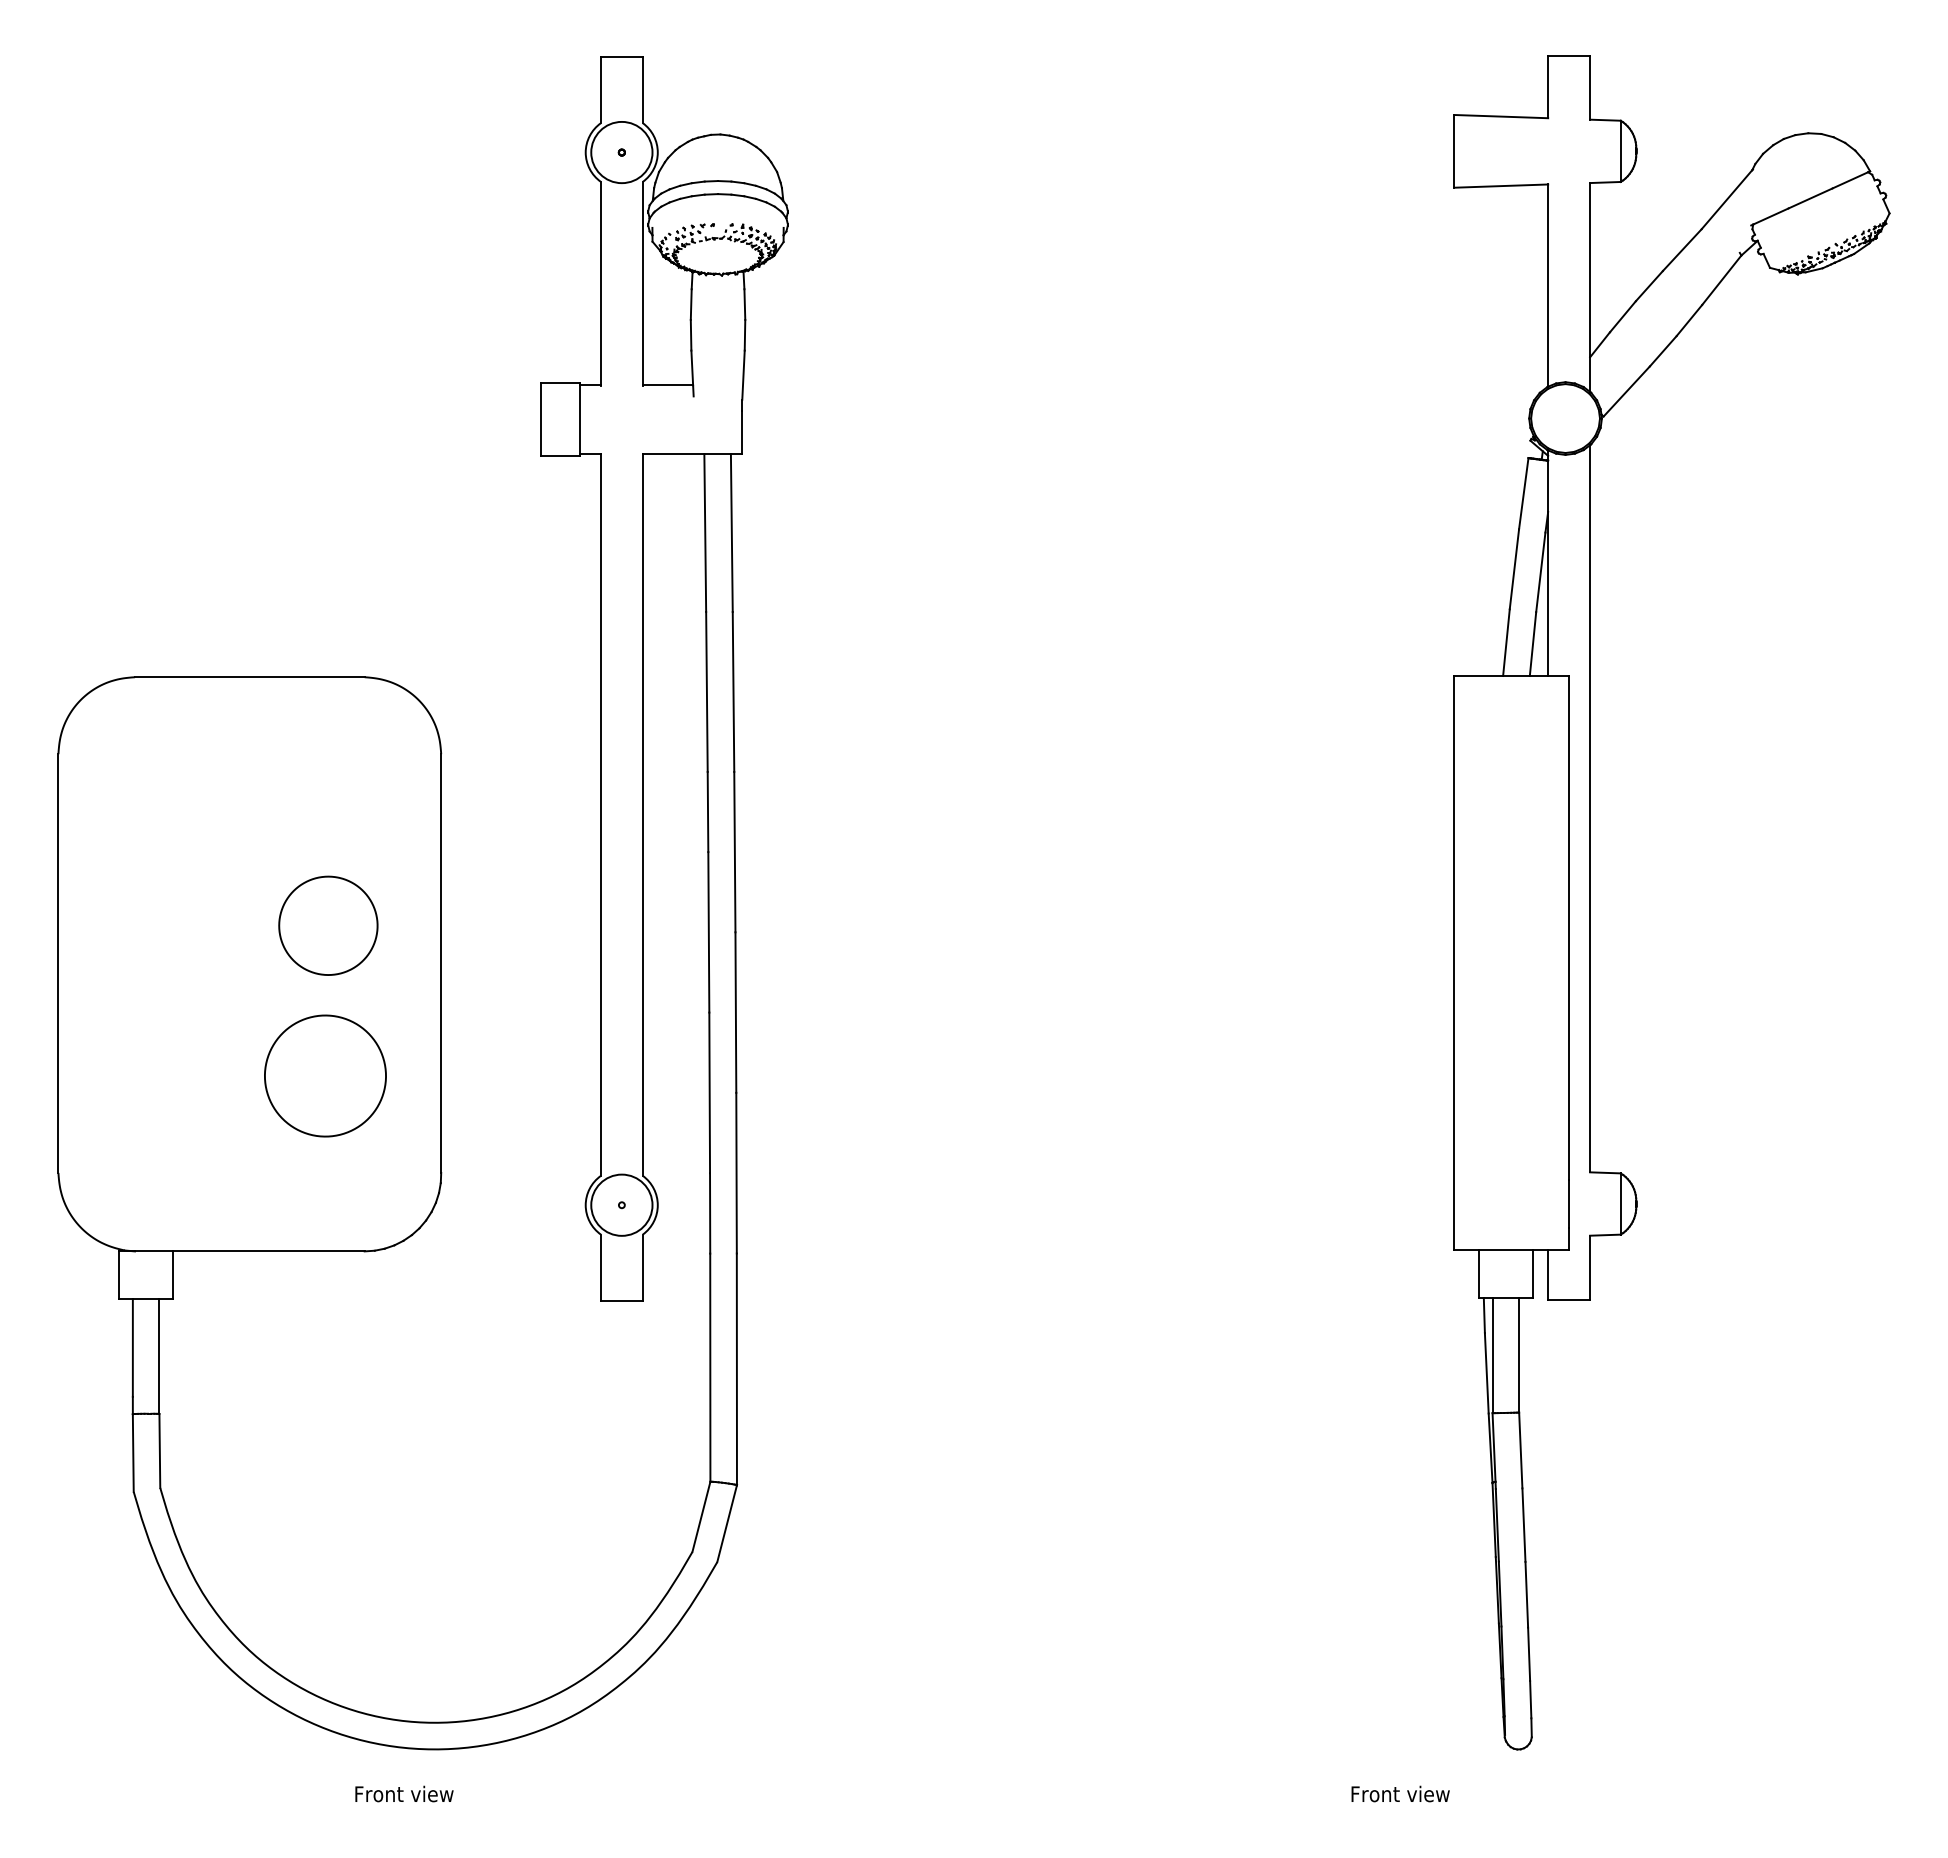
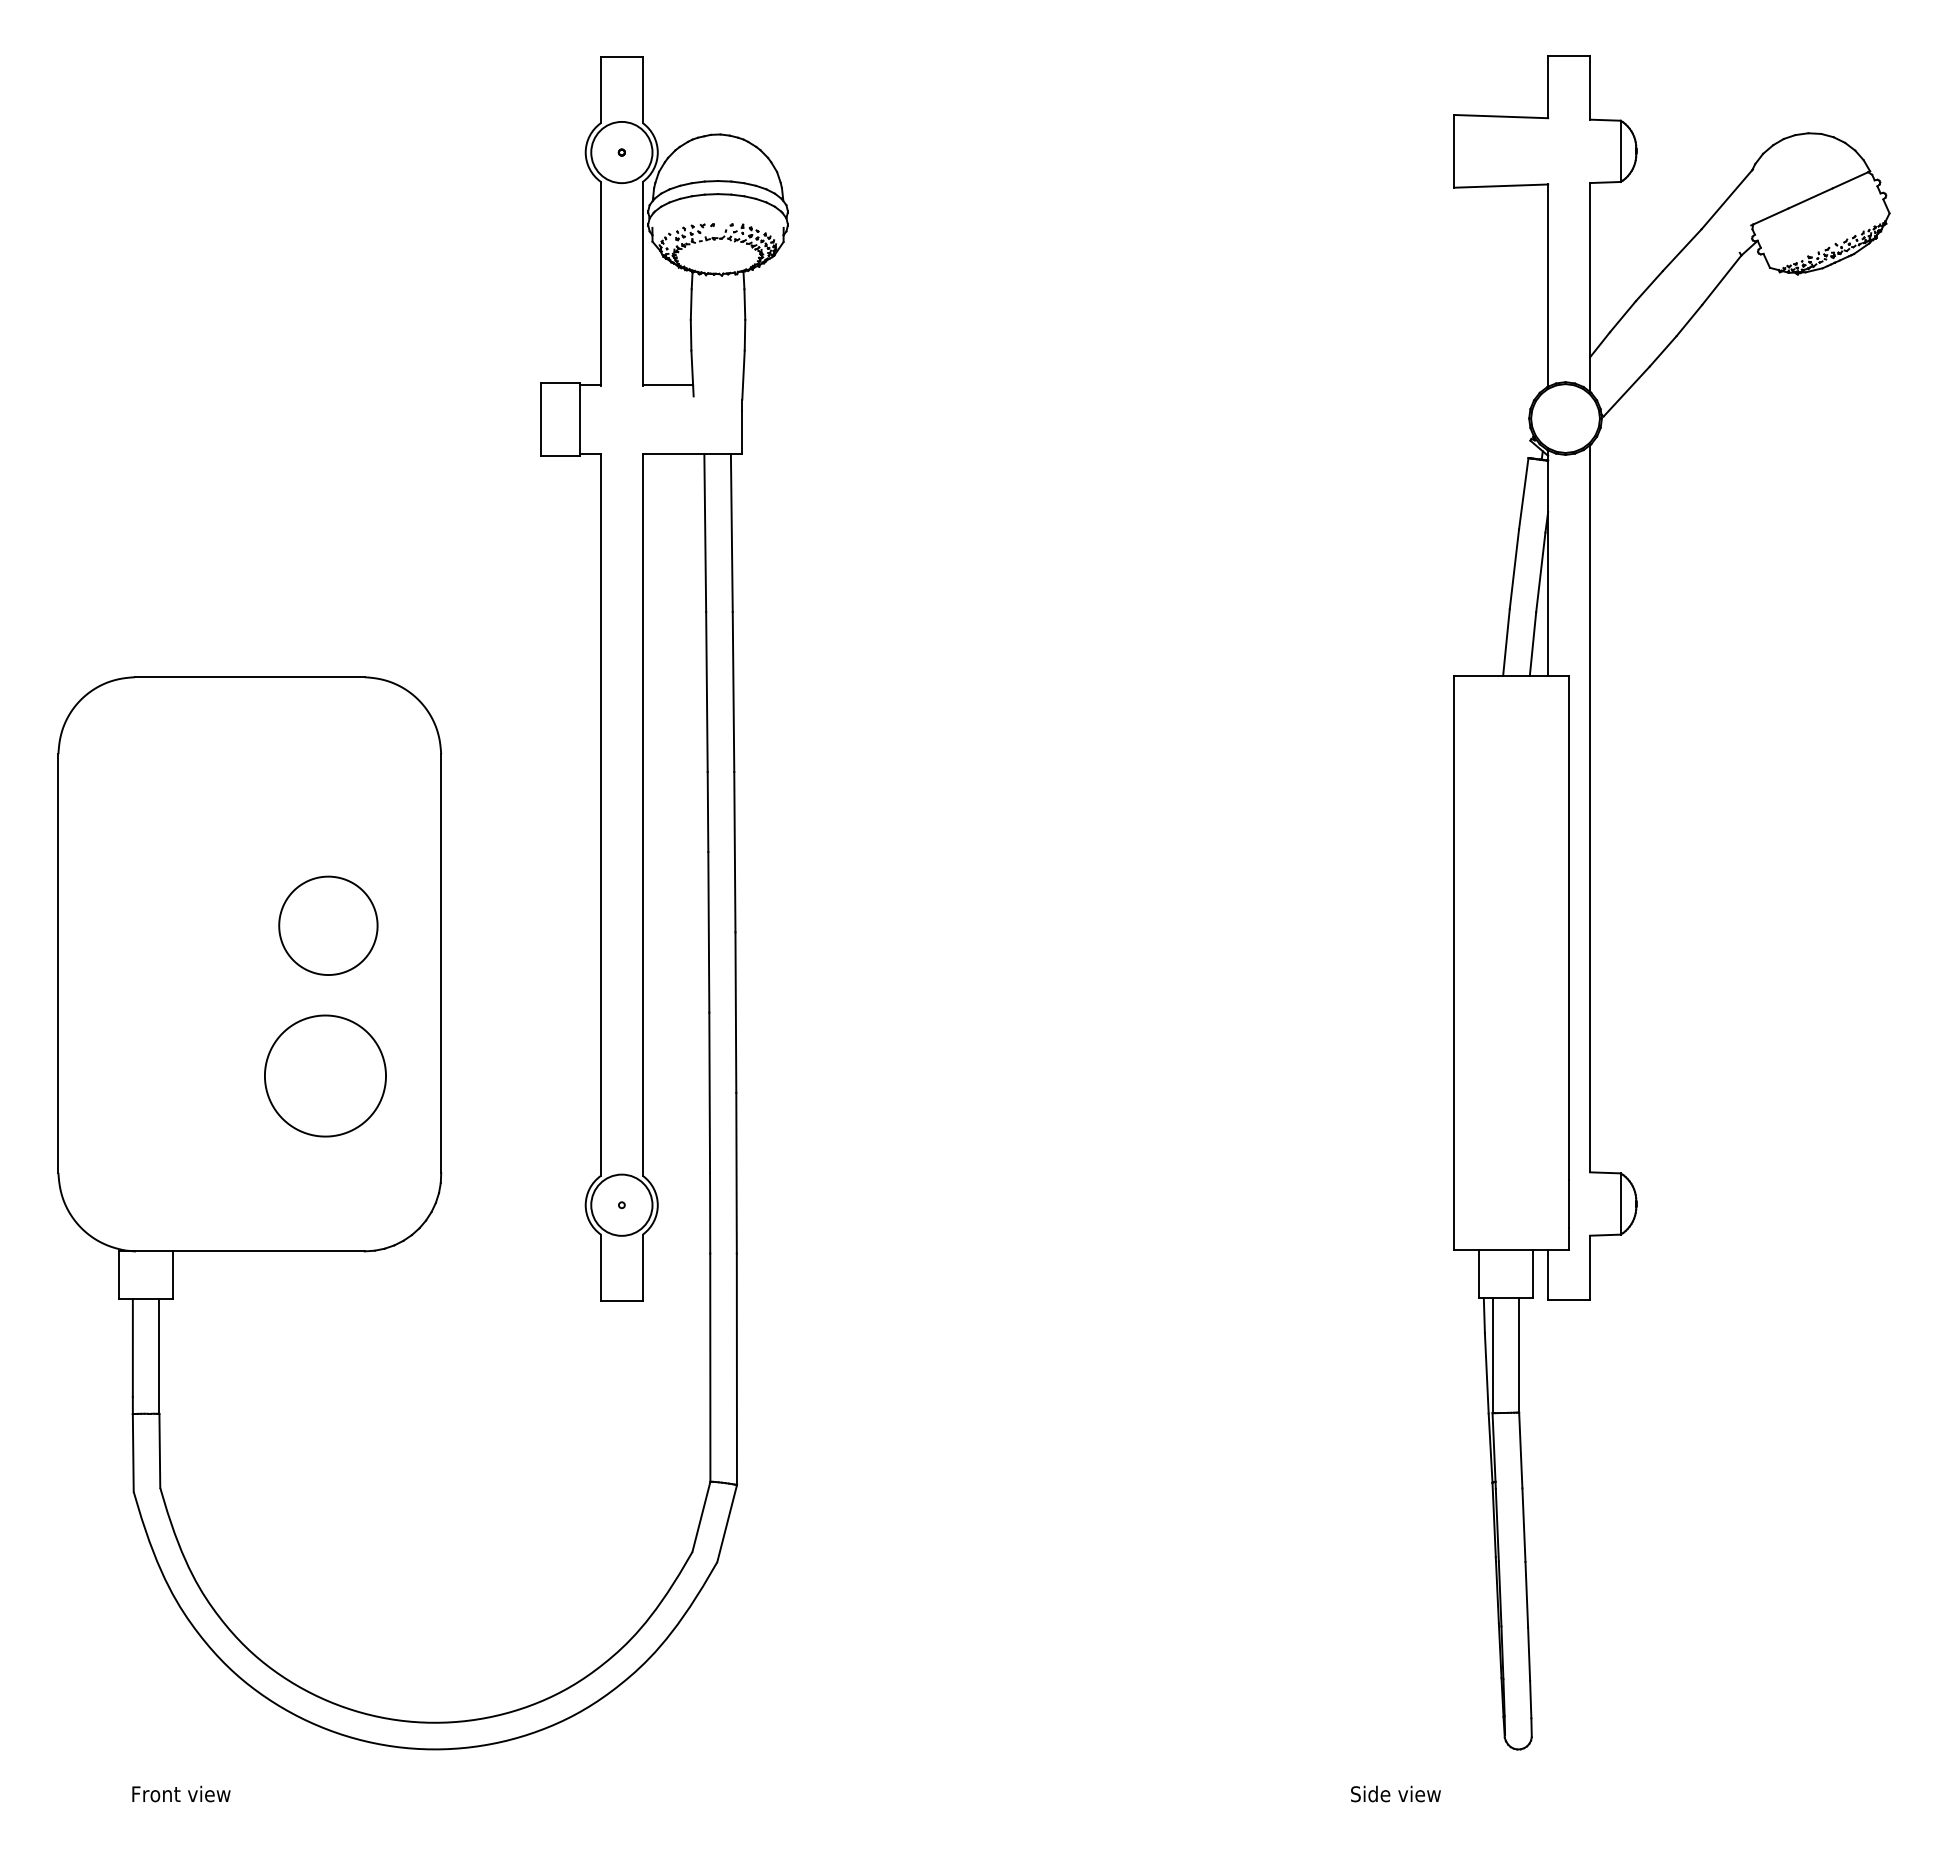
text position: (404, 1793) -> (181, 1793) (181, 1793)
text: Front view -> Side view (1400, 1793)
